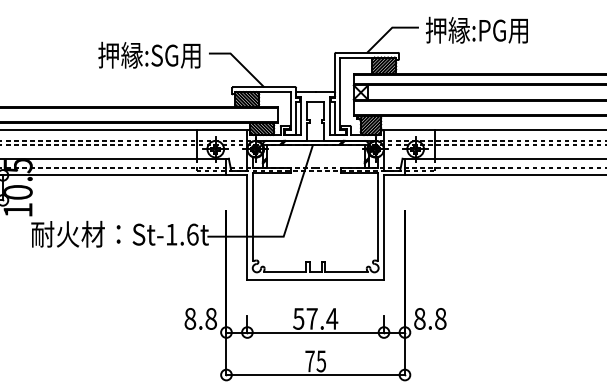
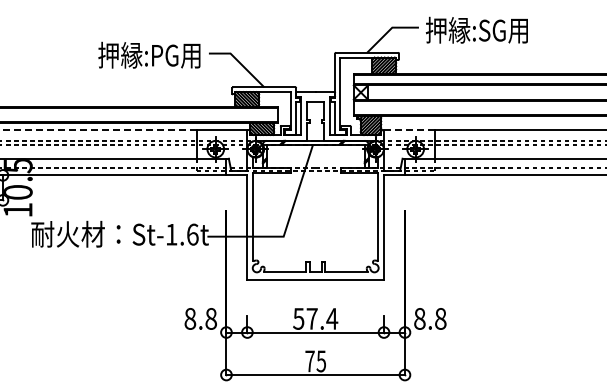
text: 押縁:PG用 -> 押縁:SG用 (478, 30)
text: 押縁:SG用 -> 押縁:PG用 (150, 55)
line: solid -> dashed (98, 130)
line: solid -> dashed (409, 130)
